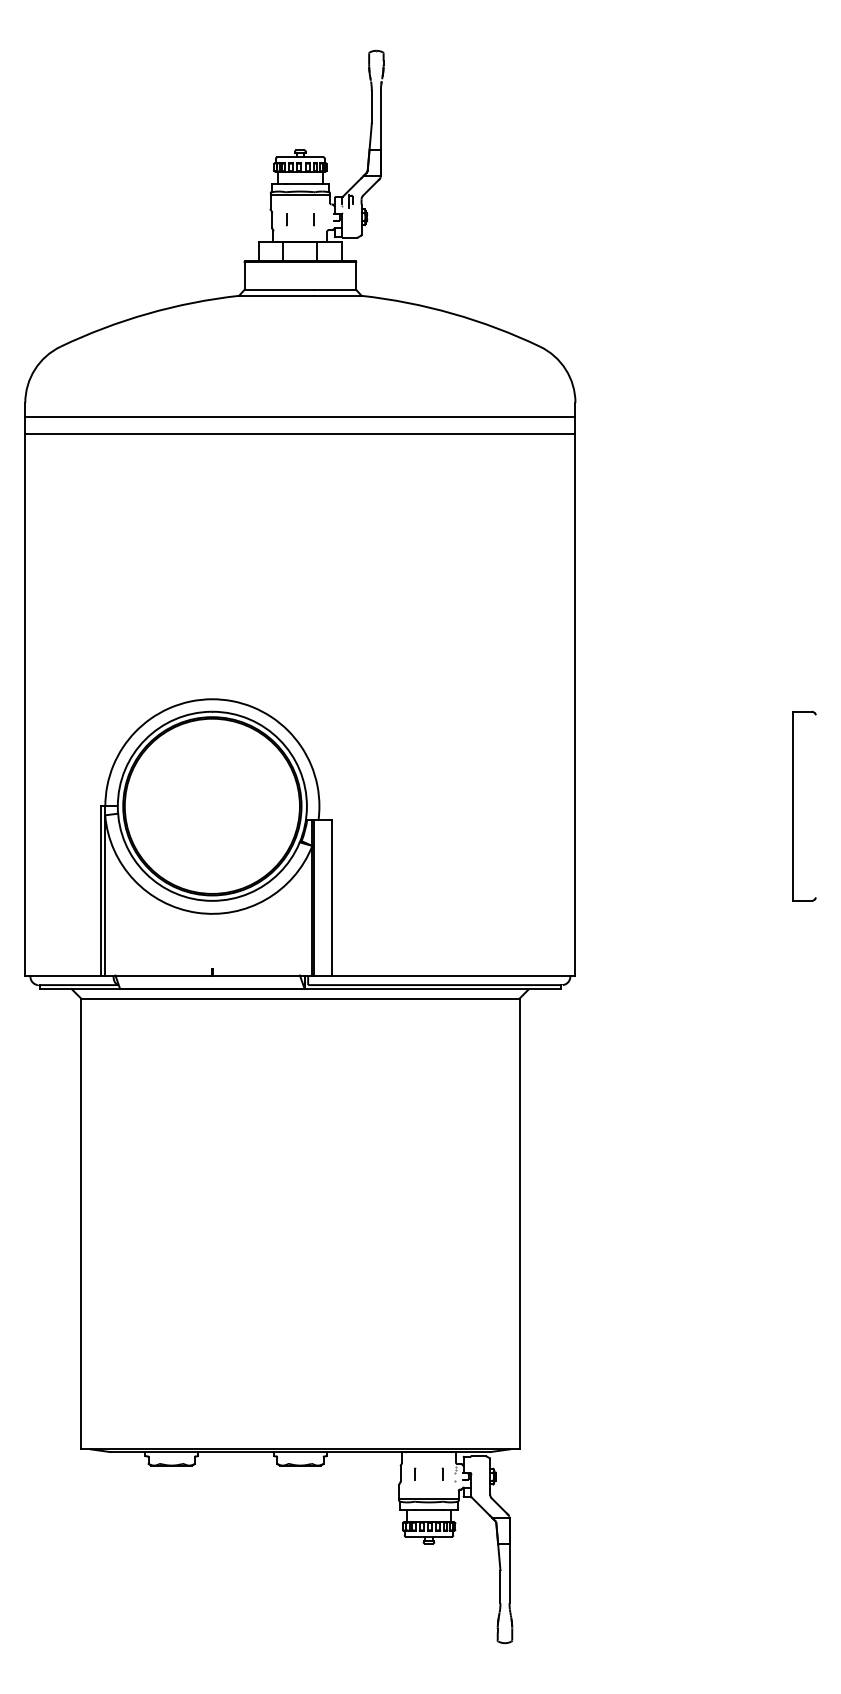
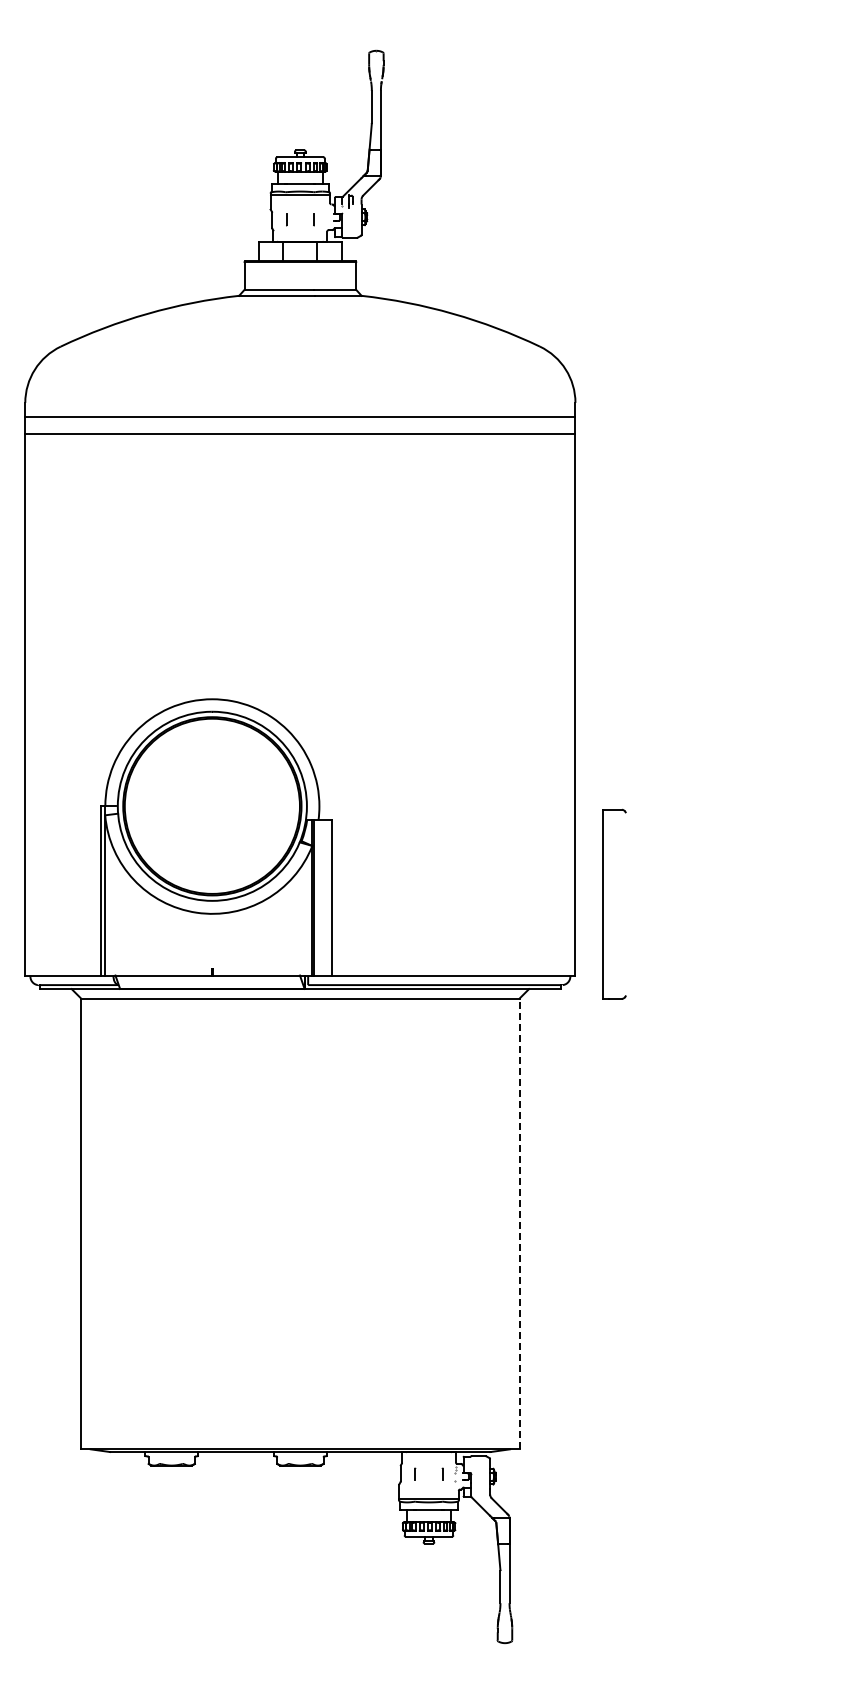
part position: (793, 805) -> (603, 903) (603, 903)
line: solid -> dashed (519, 1223)
